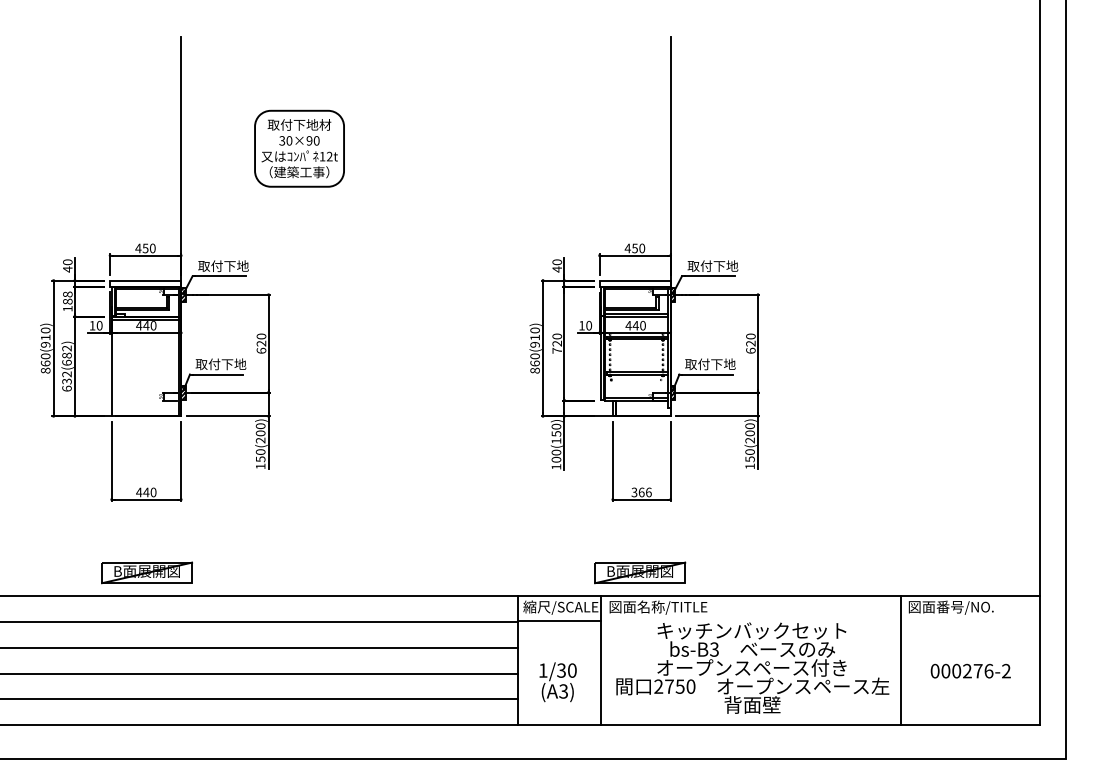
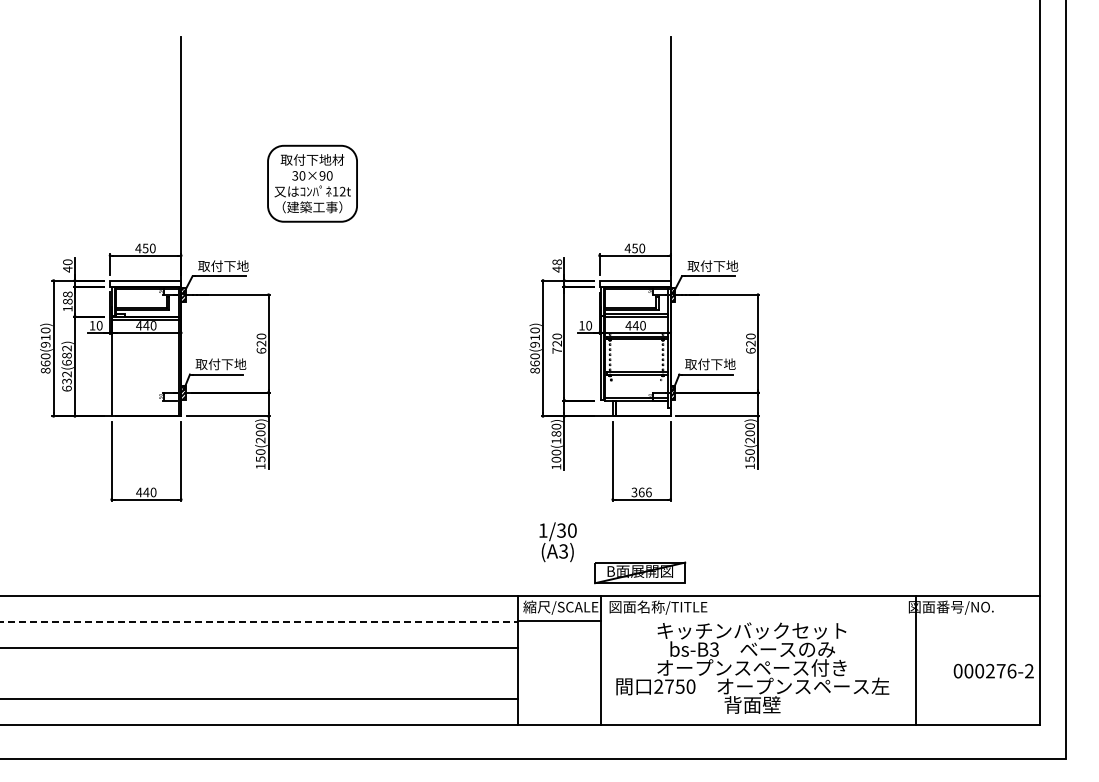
part position: (299, 148) -> (312, 183) (312, 183)
text: 40 -> 48 (557, 262)
text: 100(150) -> 100(180) (555, 433)
part: present -> none (146, 572)
line: solid -> dashed (259, 622)
line position: (901, 660) -> (916, 660) (916, 660)
text position: (970, 670) -> (993, 670) (993, 670)
line: present -> none (260, 673)
text position: (557, 682) -> (557, 542) (557, 542)
